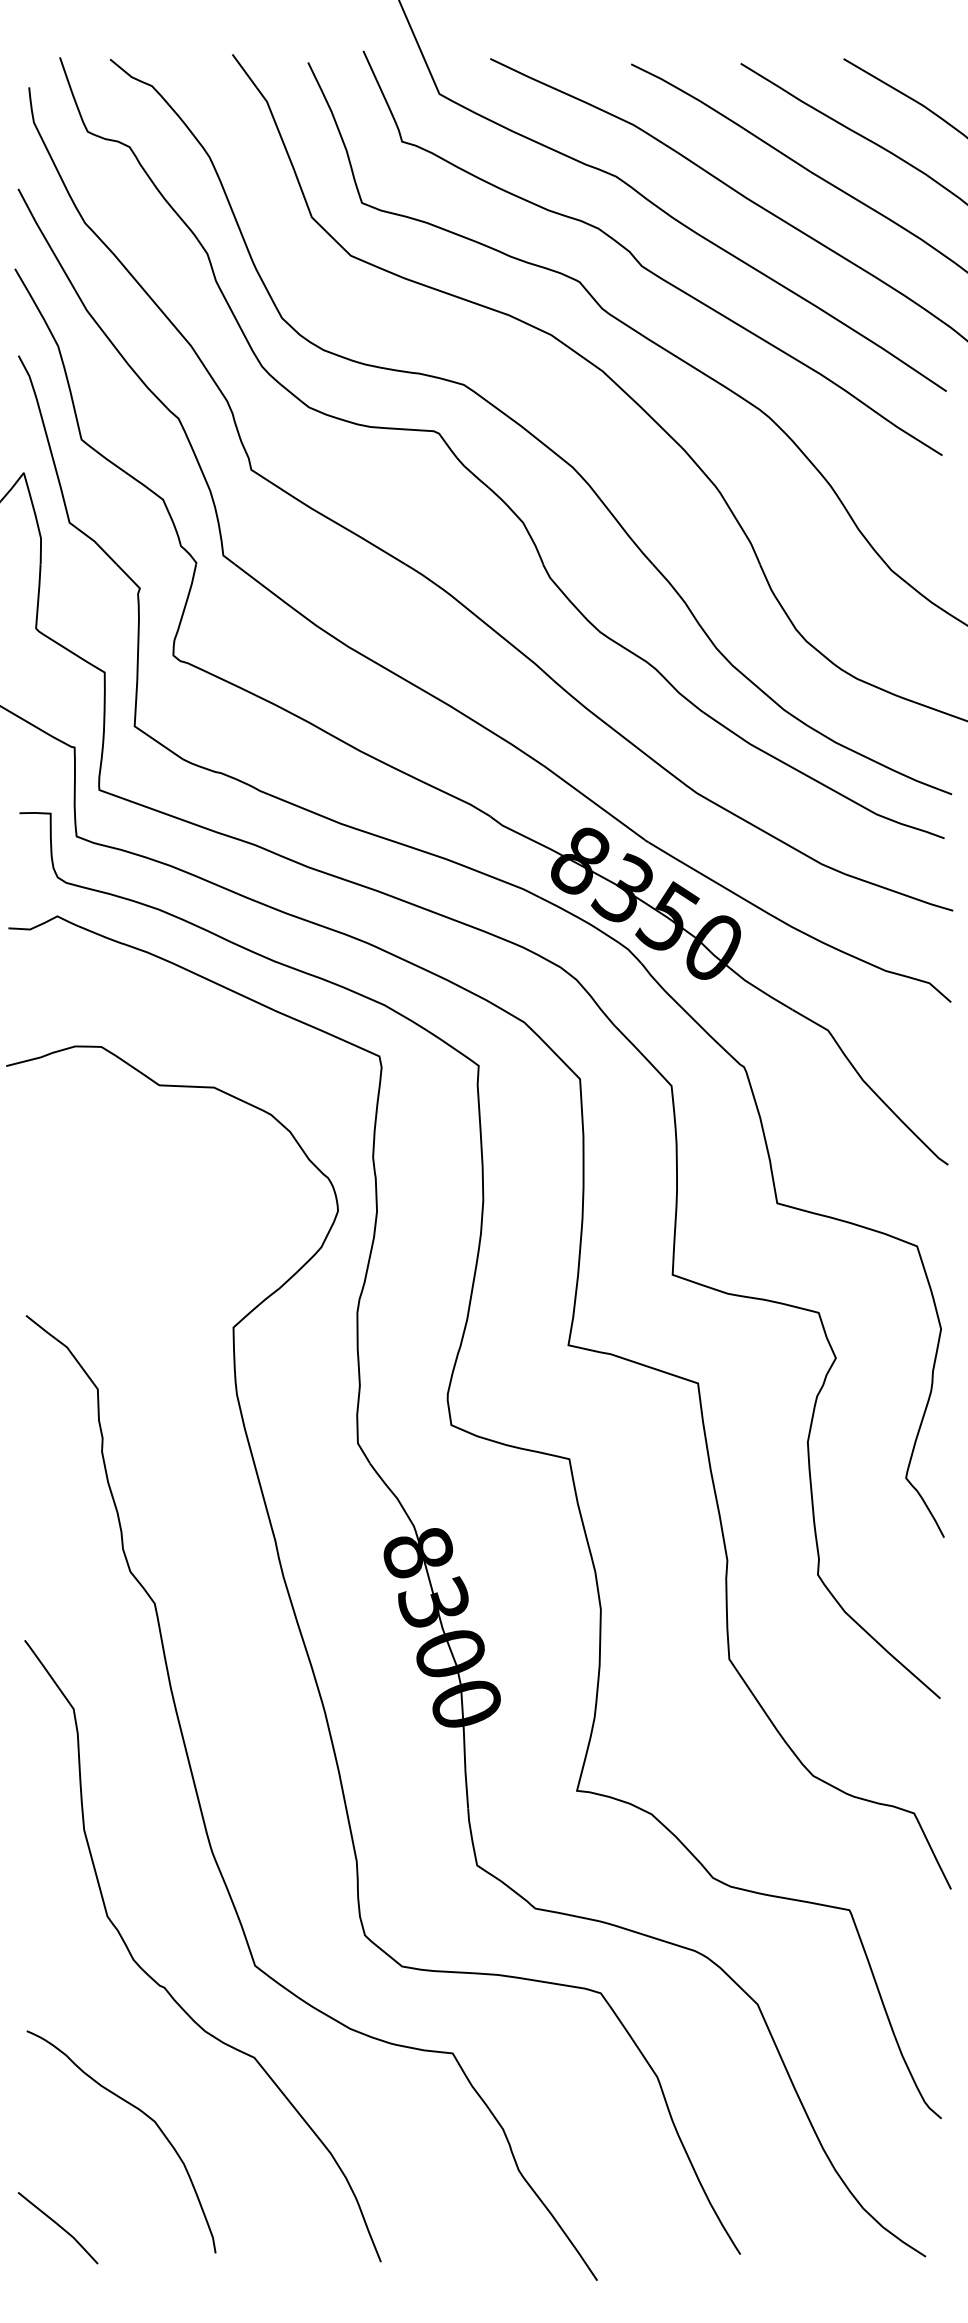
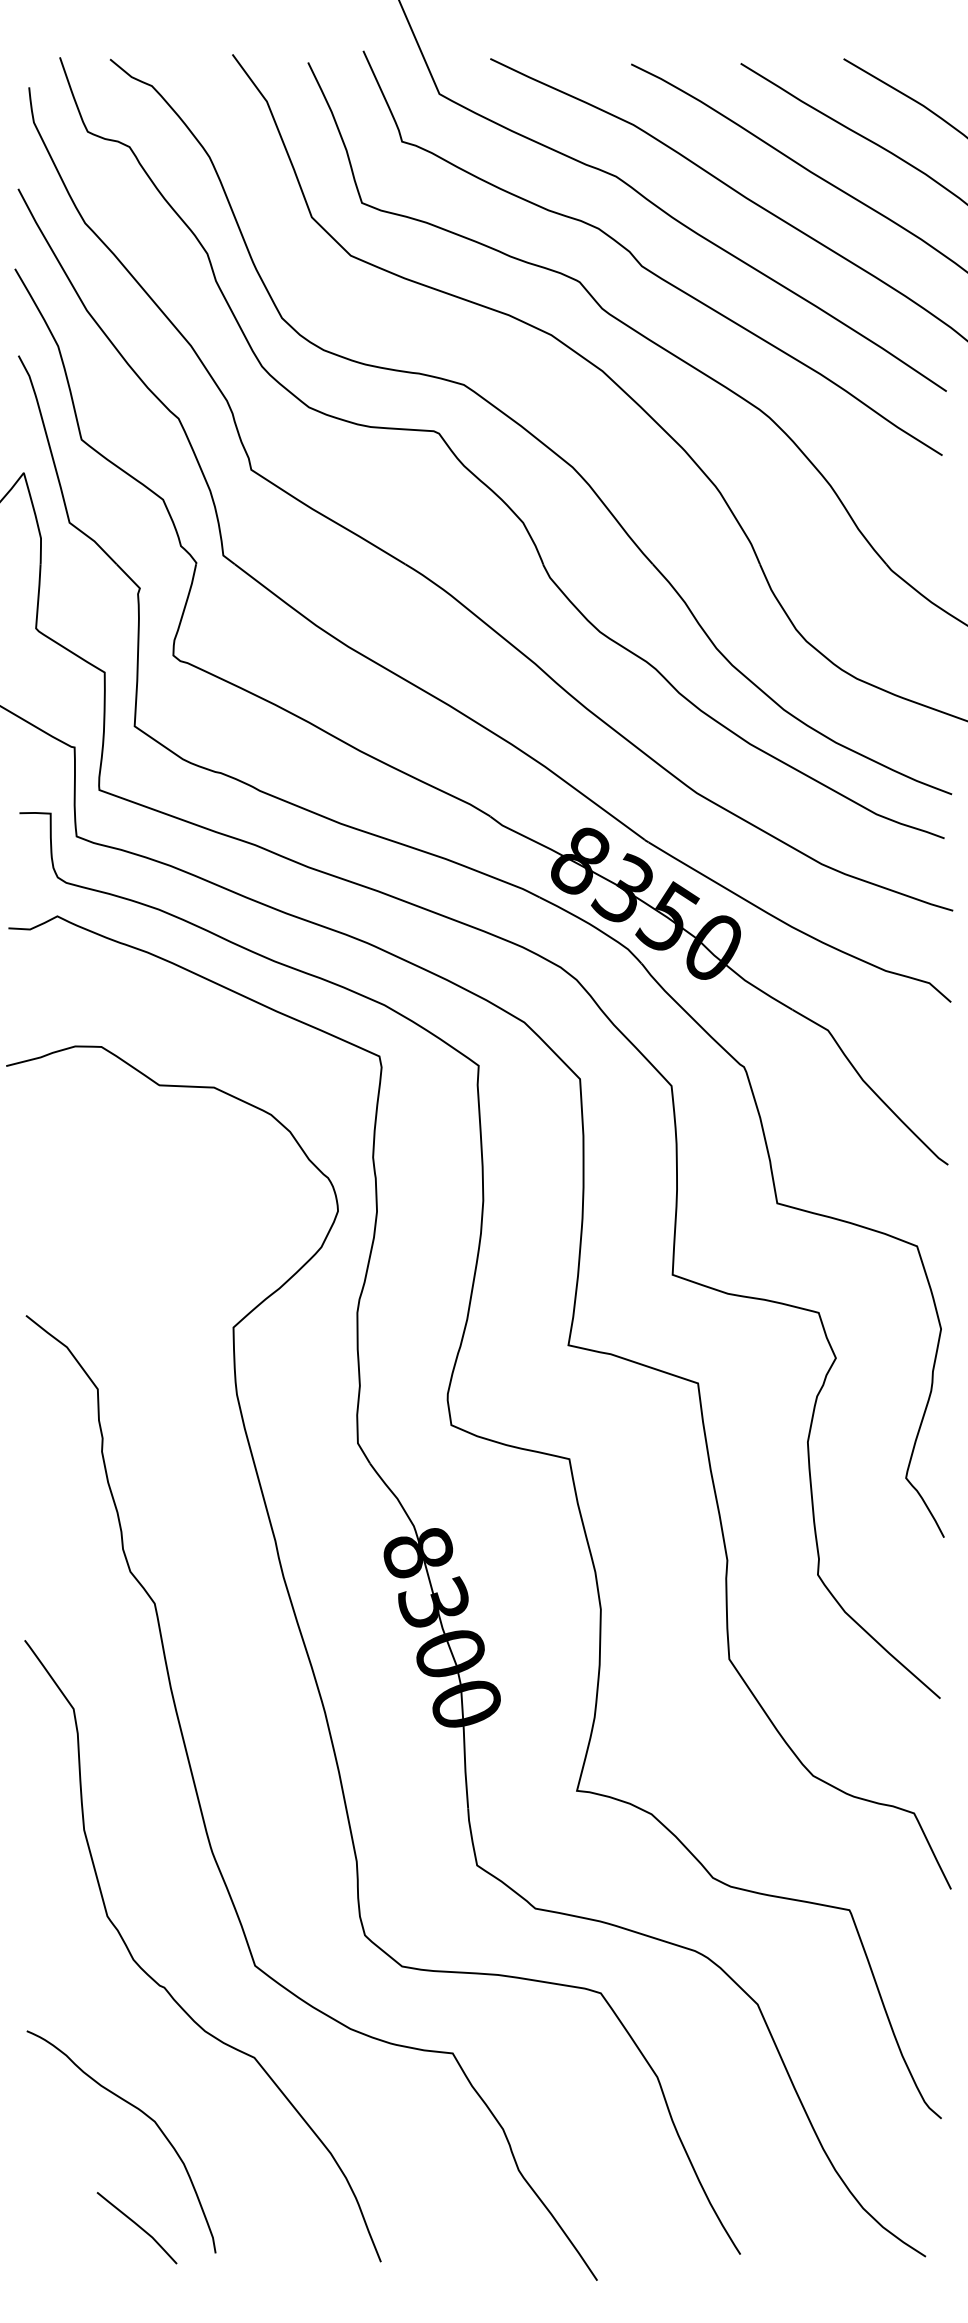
curve position: (58, 2226) -> (137, 2226) (137, 2226)
